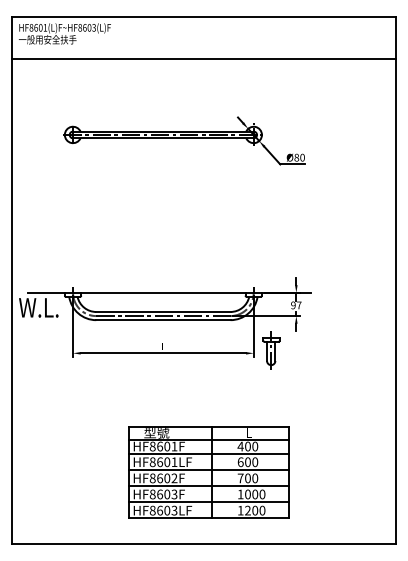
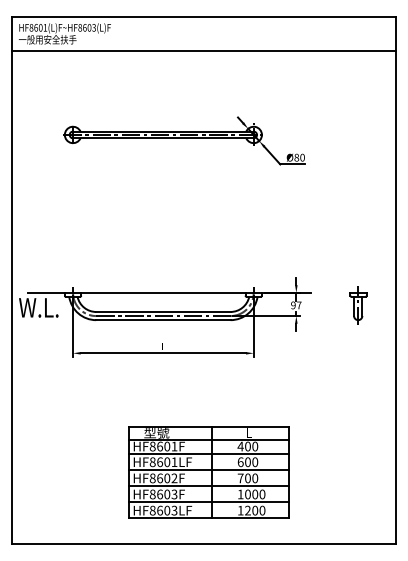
line position: (203, 58) -> (203, 50) (203, 50)
part position: (271, 350) -> (358, 305) (358, 305)
